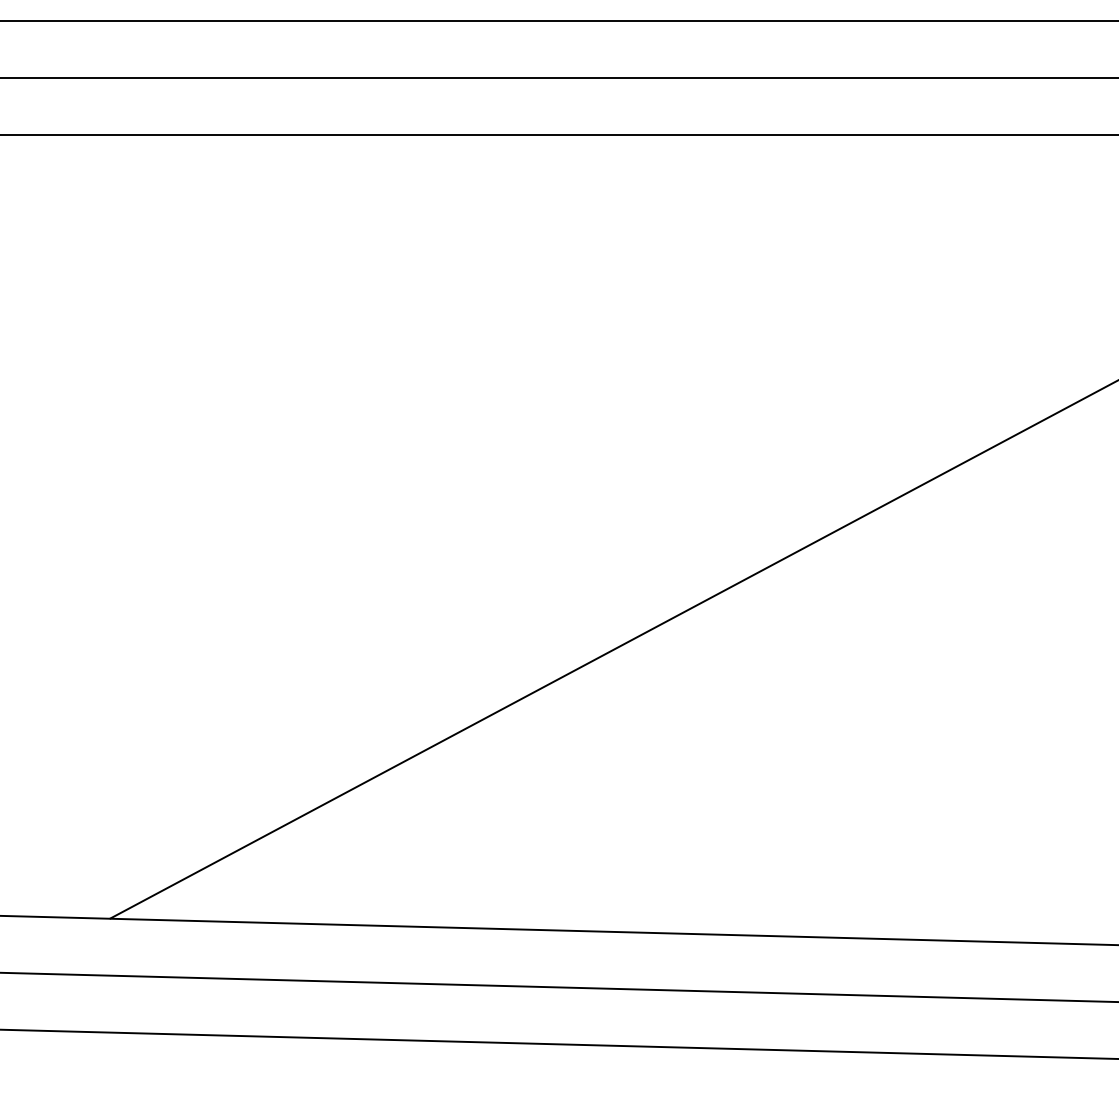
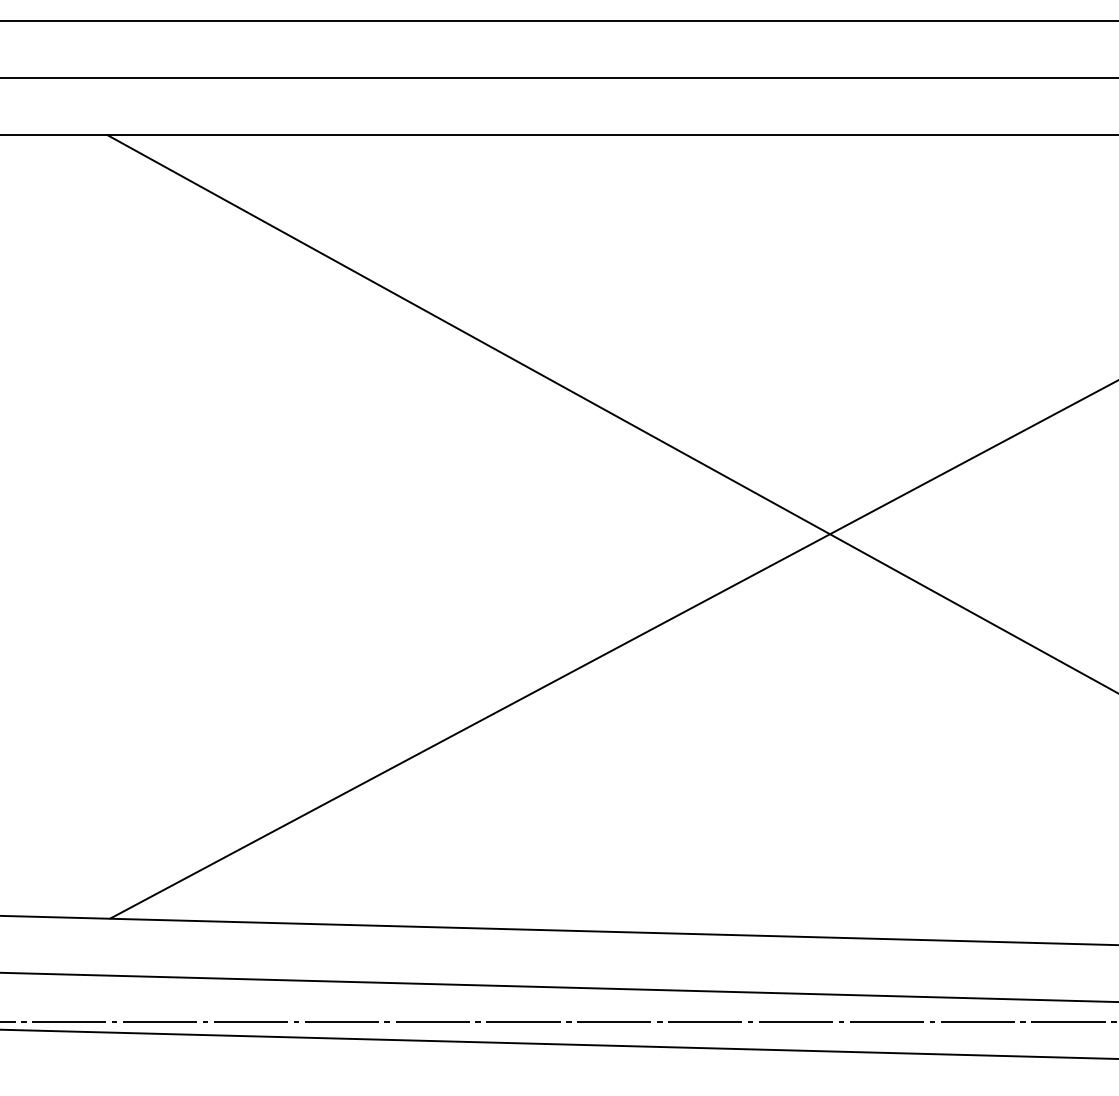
line: none -> present (611, 413)
line: none -> present (558, 1022)
